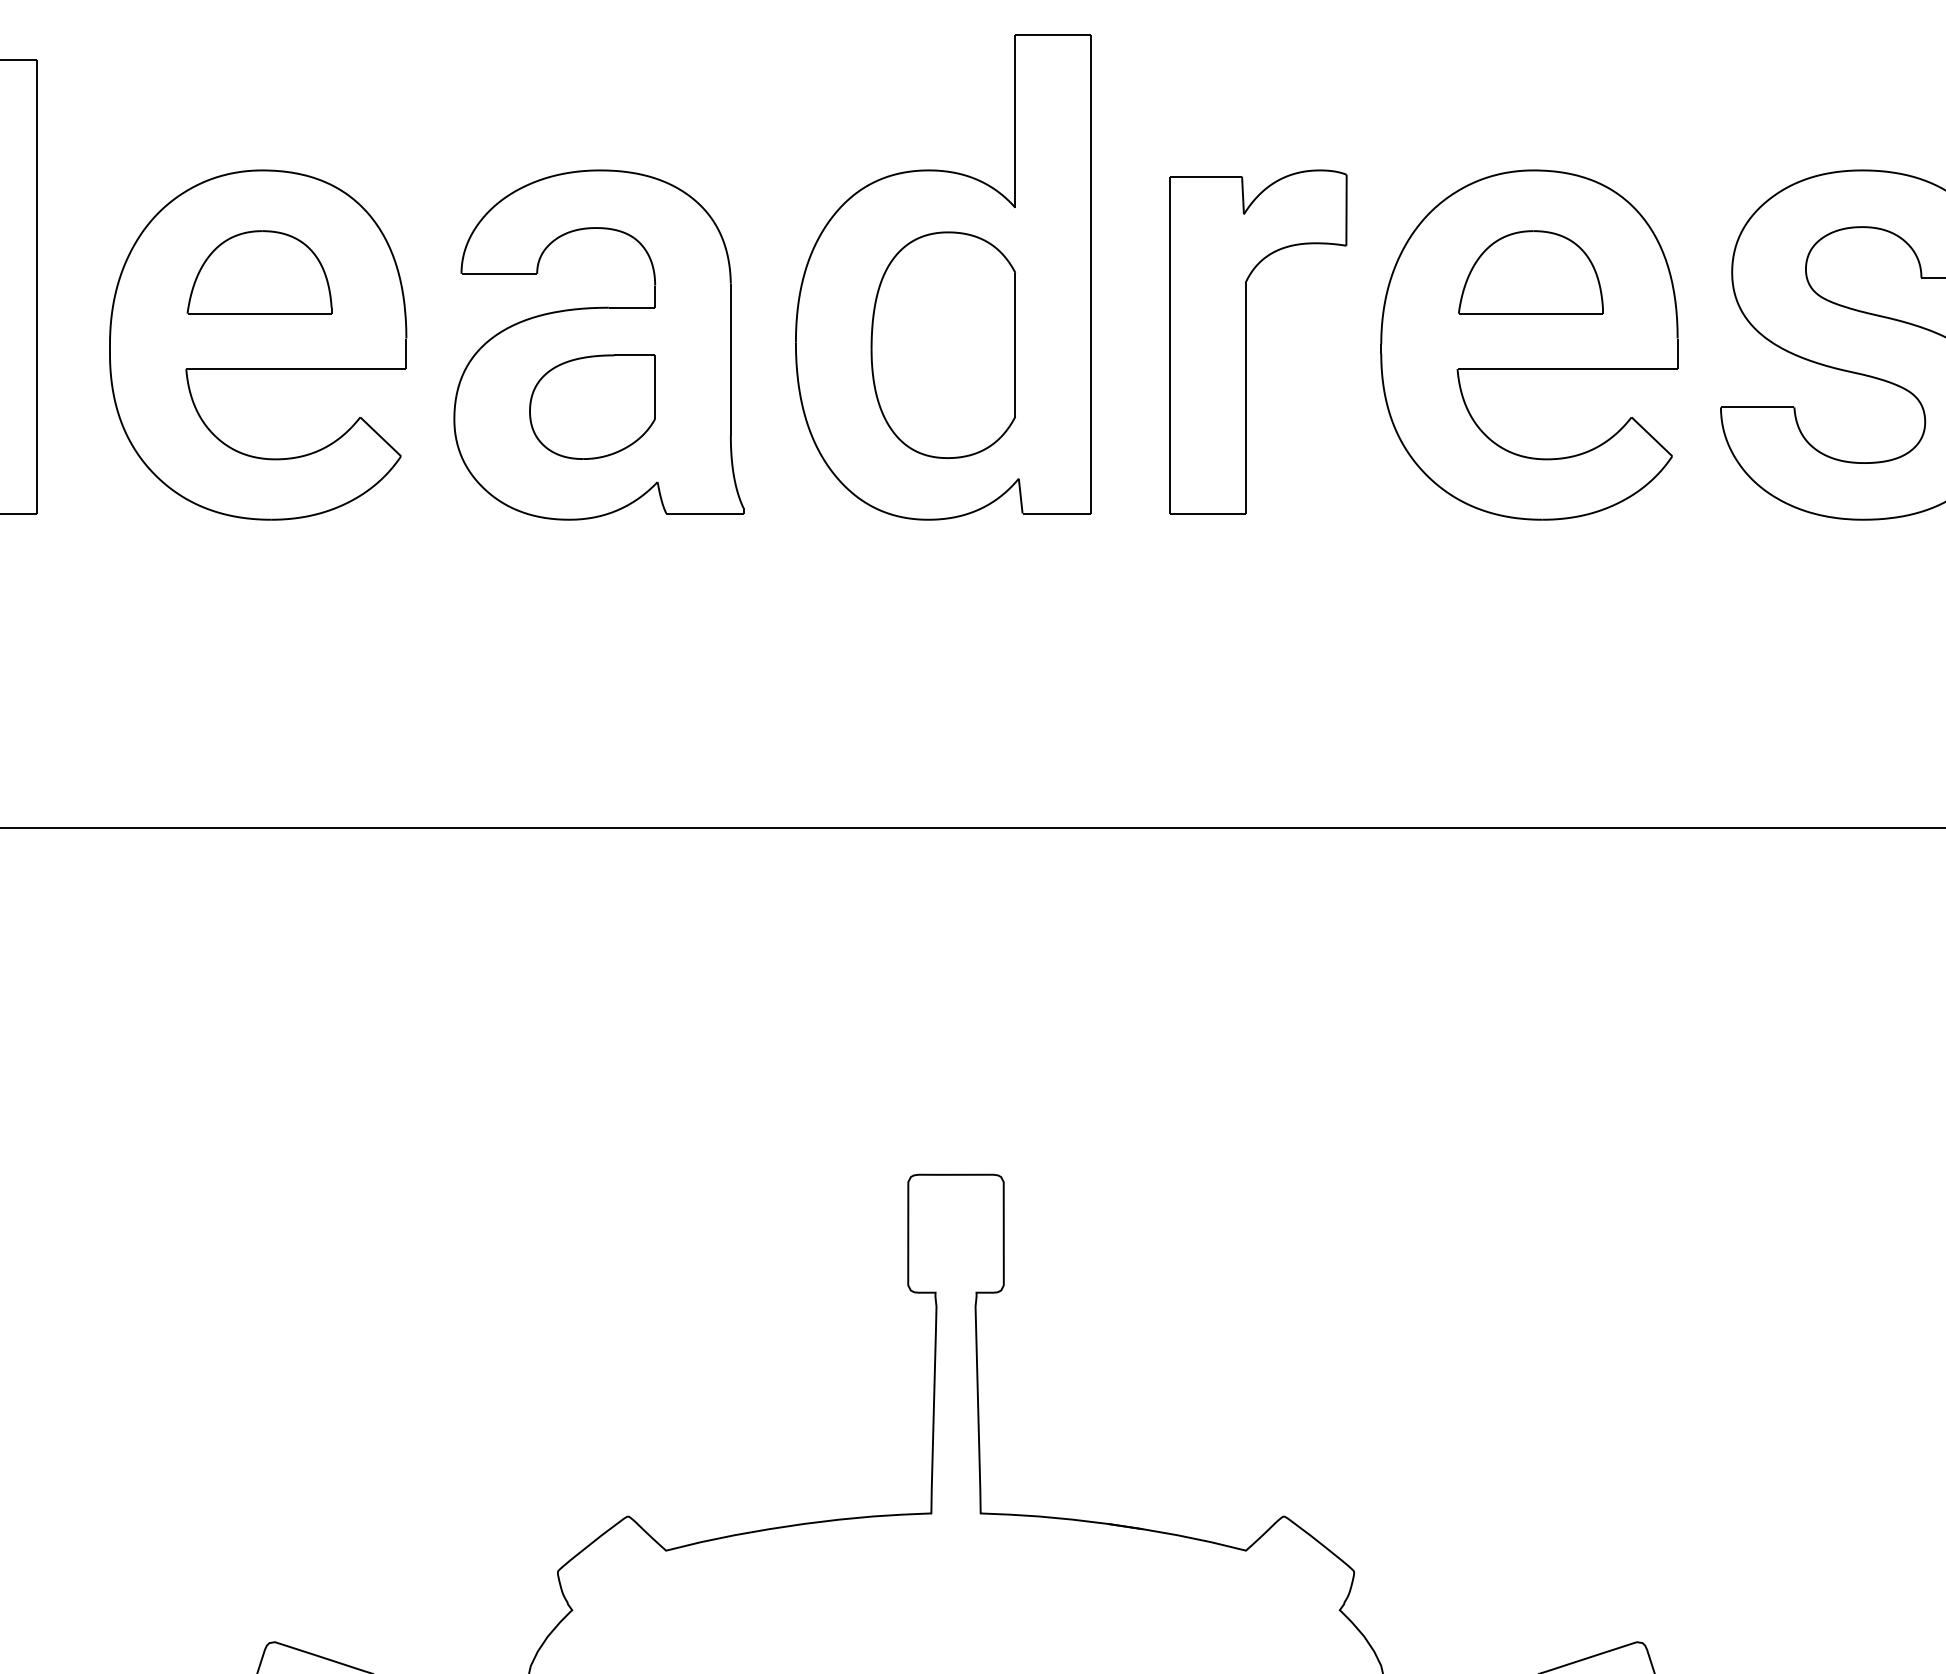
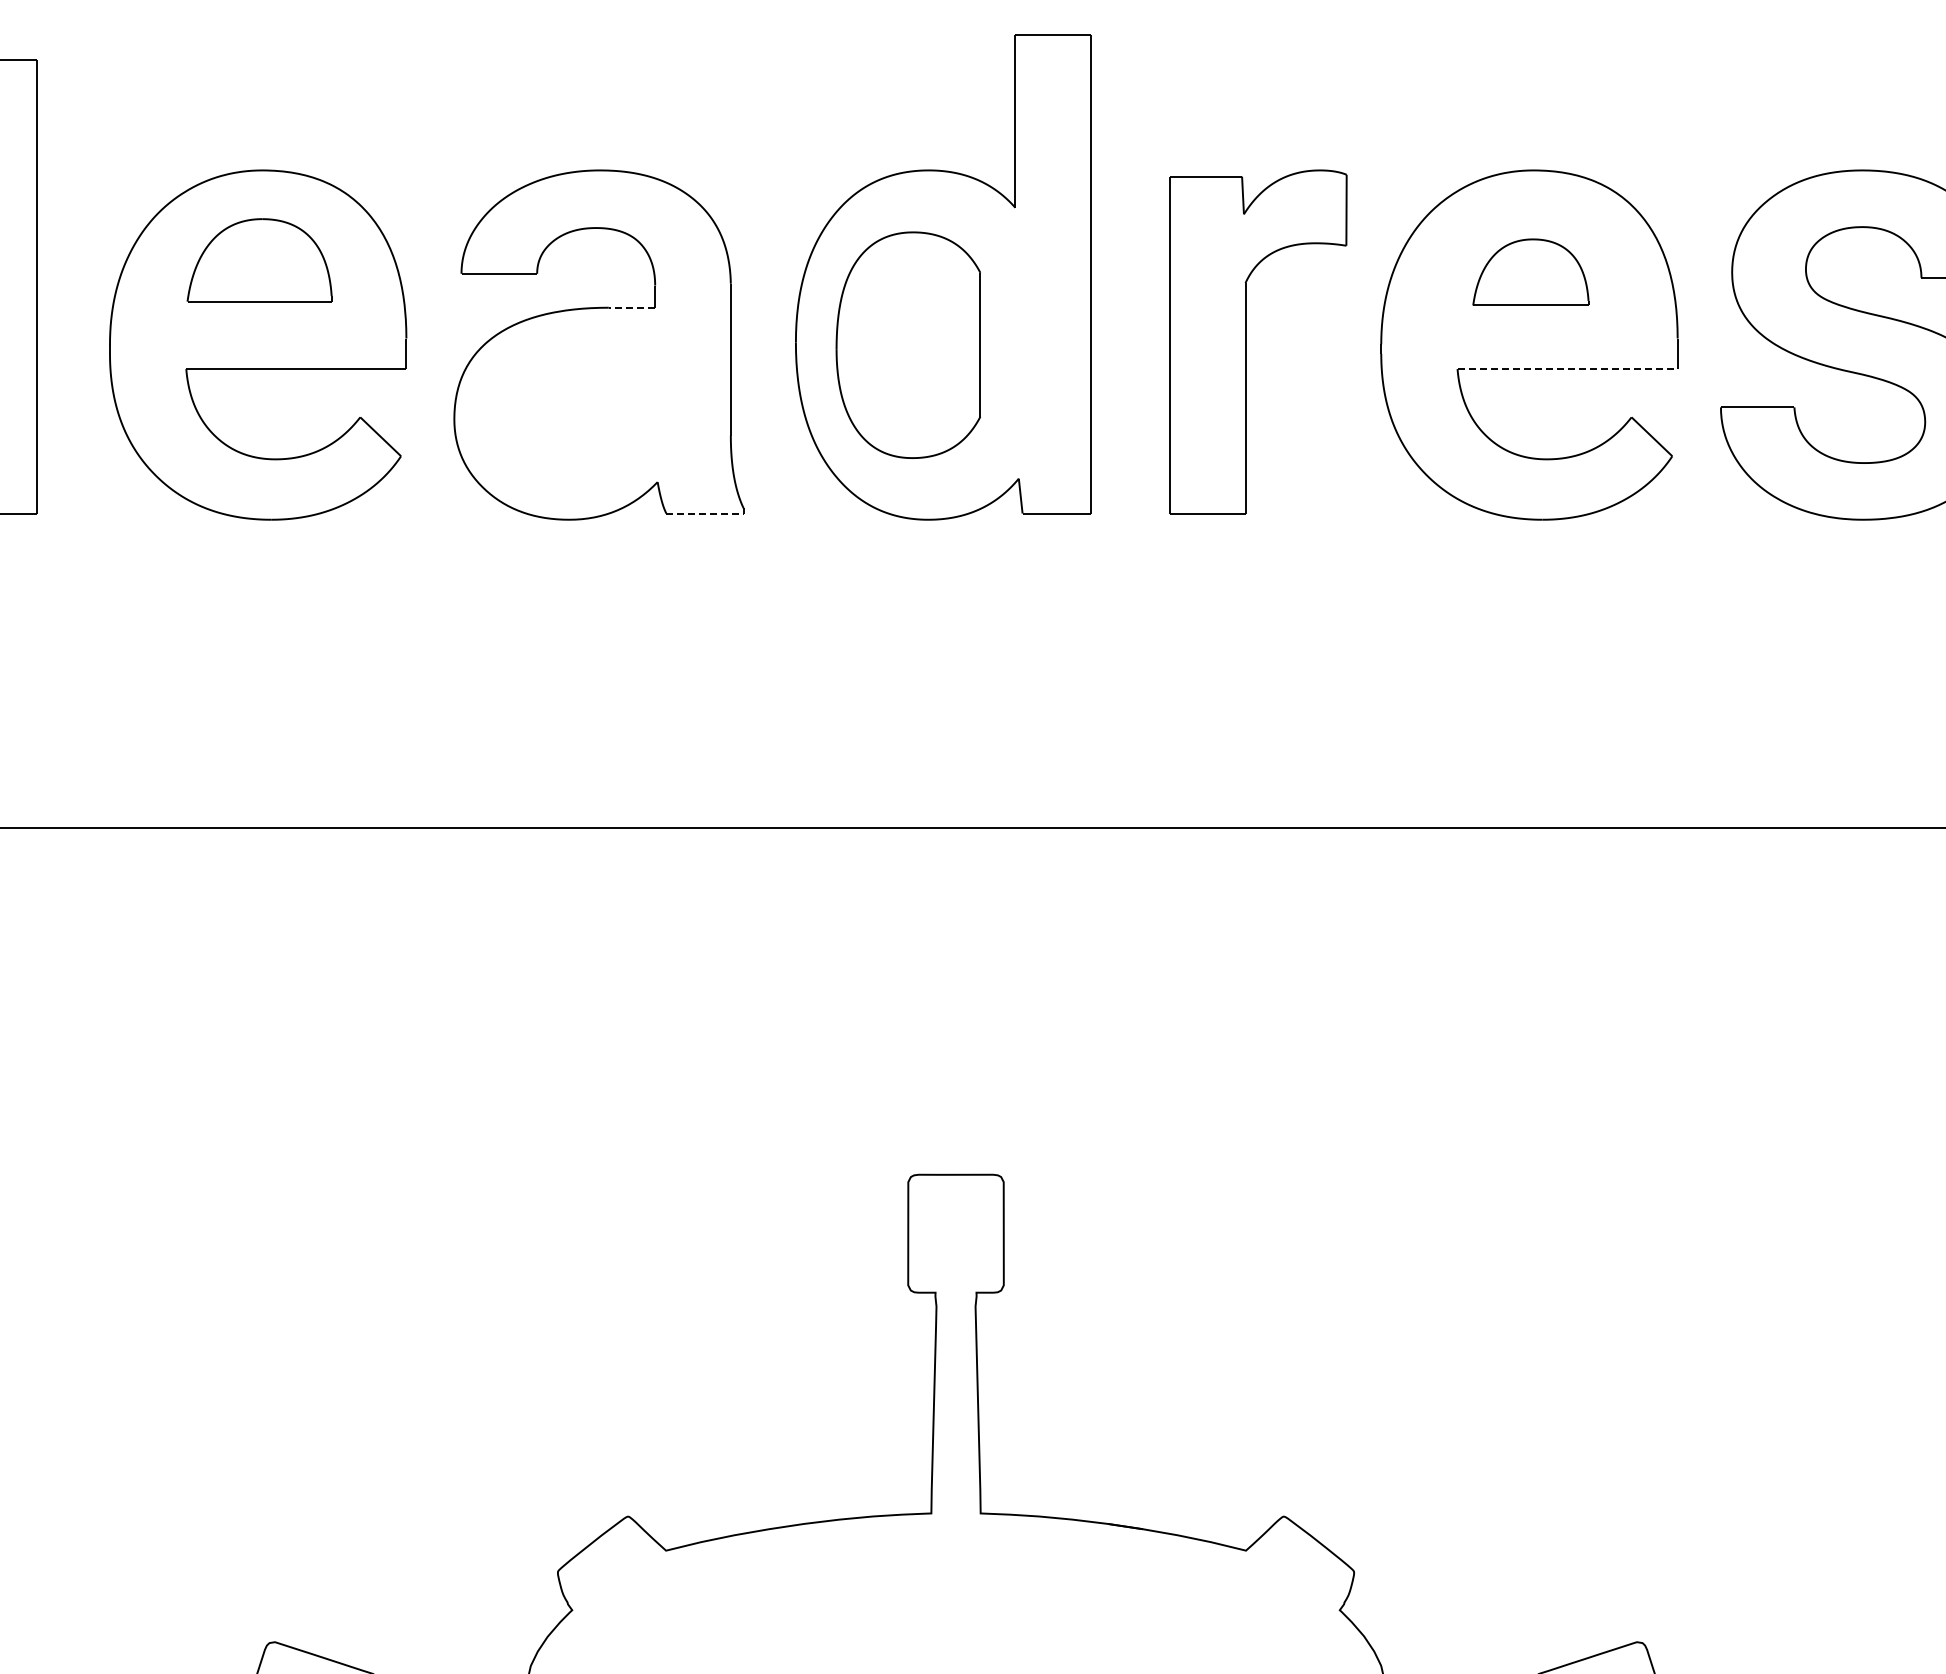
part position: (259, 272) -> (259, 260) (259, 260)
part size: 146x85 px -> 118x68 px (1530, 271)
line: solid -> dashed (631, 307)
part position: (942, 344) -> (907, 344) (907, 344)
line: solid -> dashed (1568, 369)
part: present -> none (592, 406)
line: solid -> dashed (704, 513)
